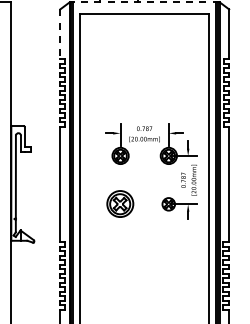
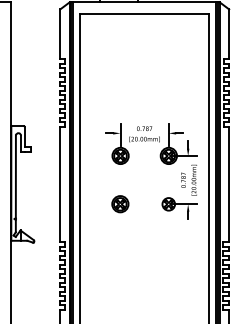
line: dashed -> solid (144, 2)
line: dashed -> solid (60, 34)
part size: 29x28 px -> 19x19 px (120, 204)
